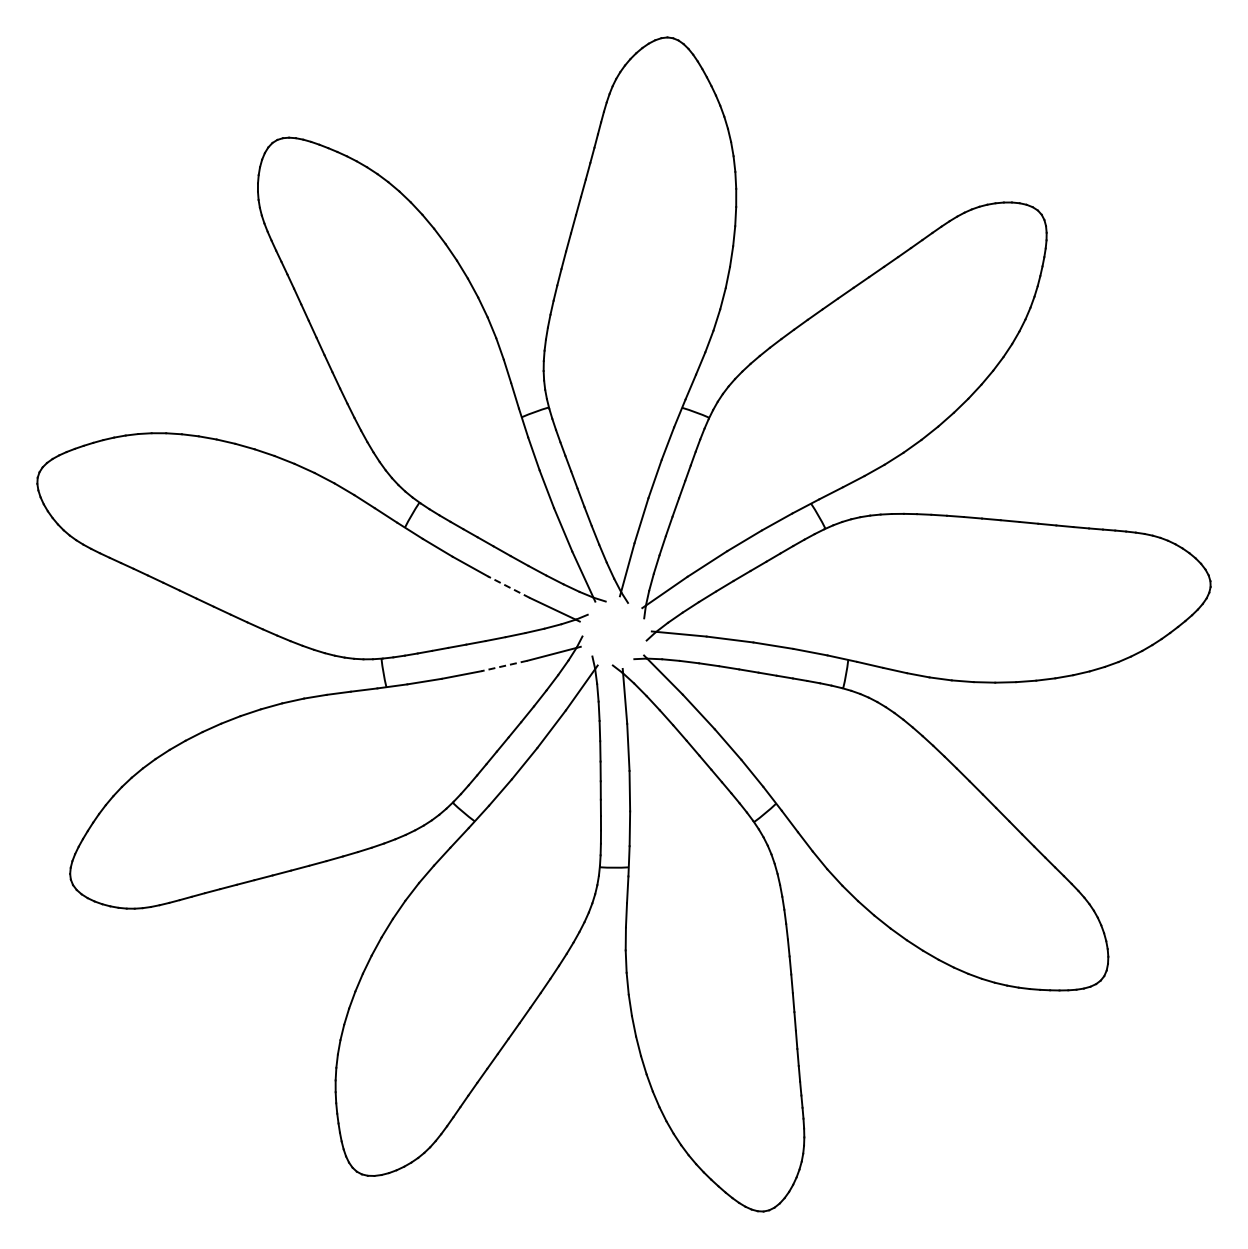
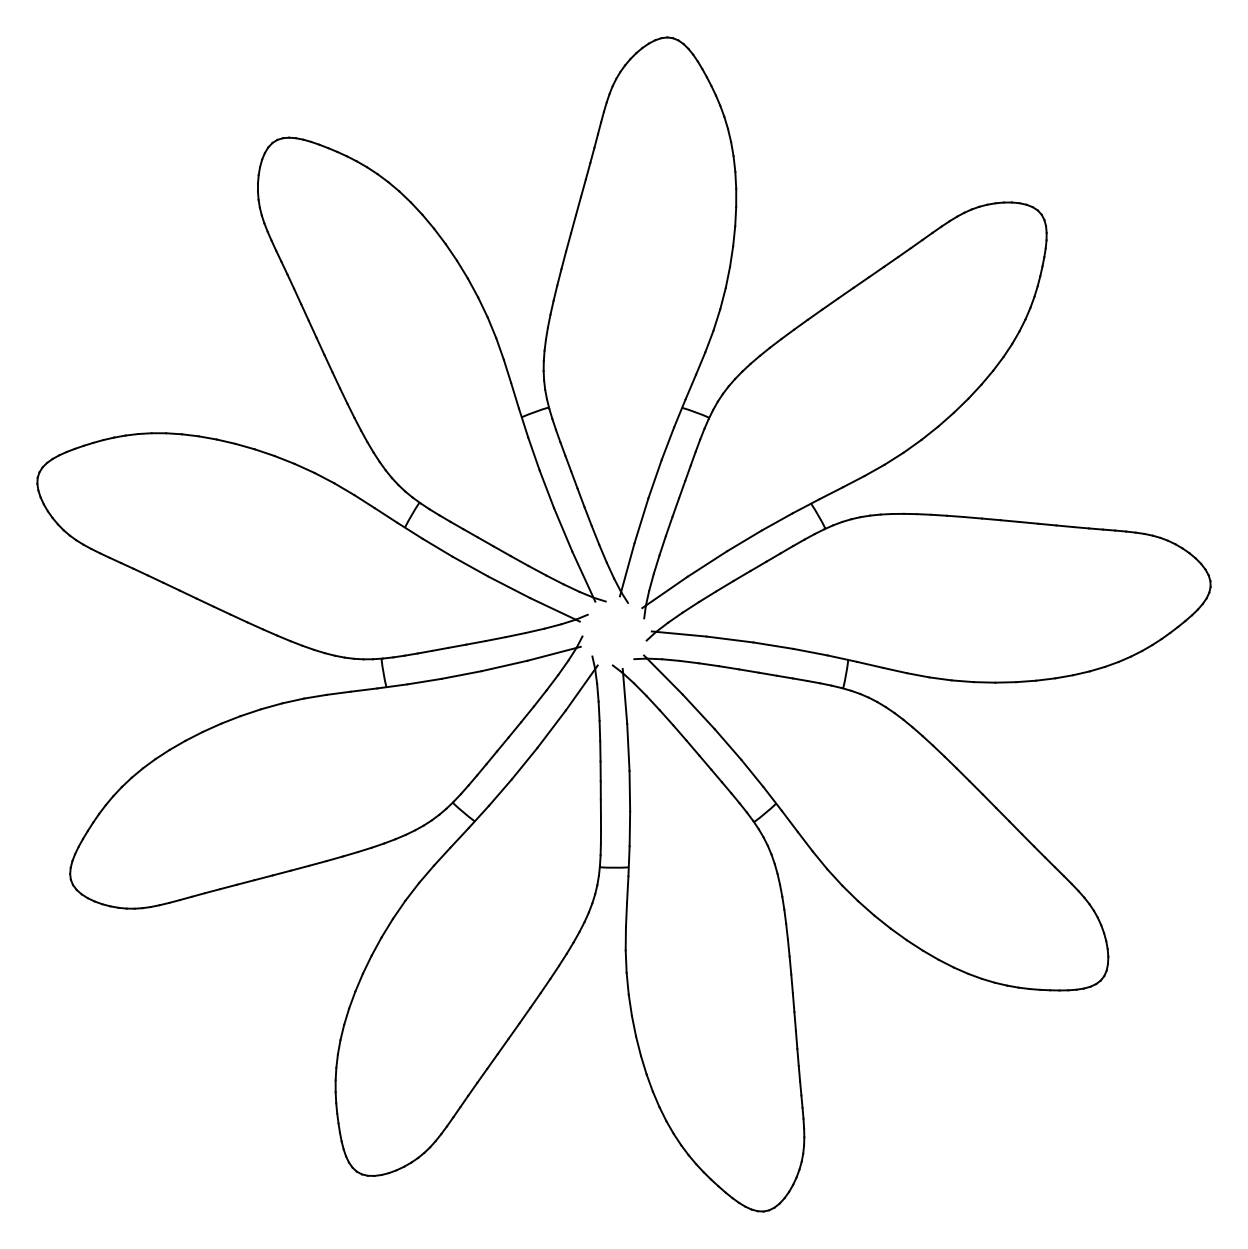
line: dashed -> solid (509, 587)
line: dashed -> solid (504, 665)
